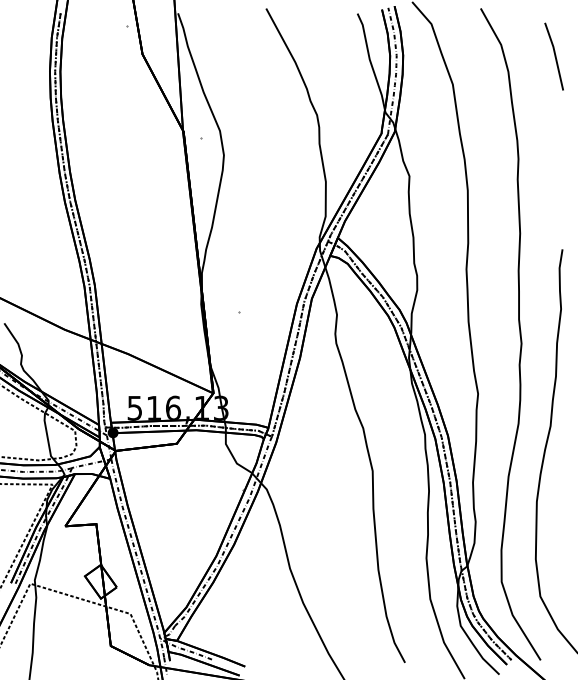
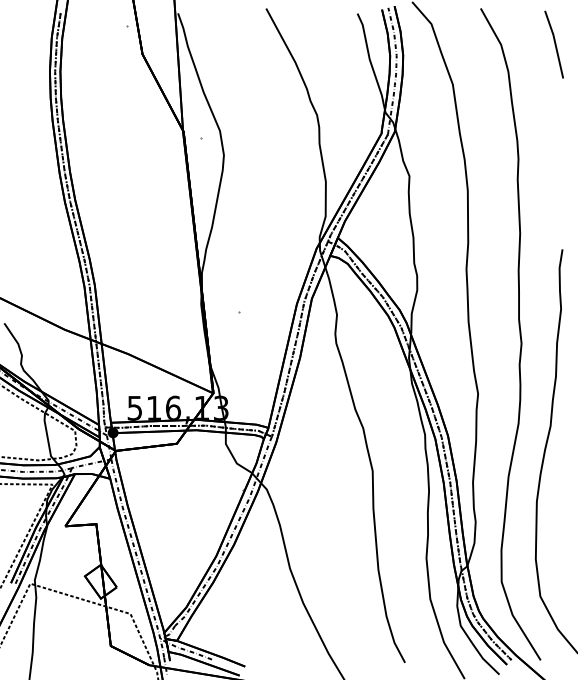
line position: (554, 56) -> (554, 44) (554, 44)
